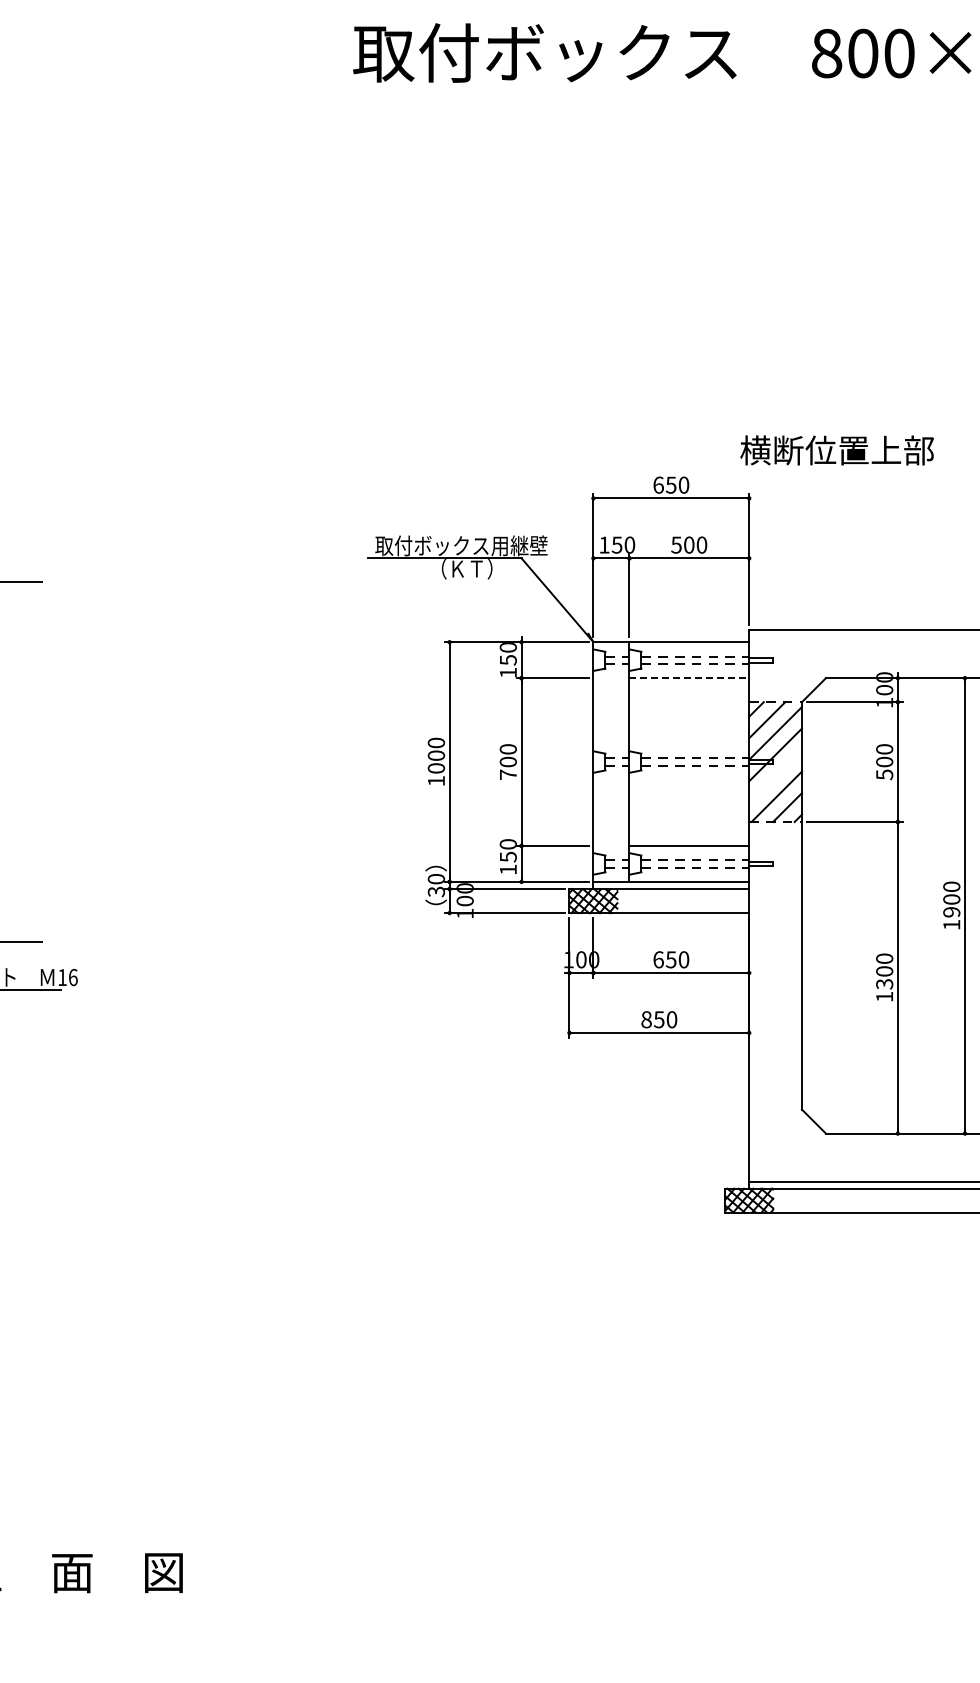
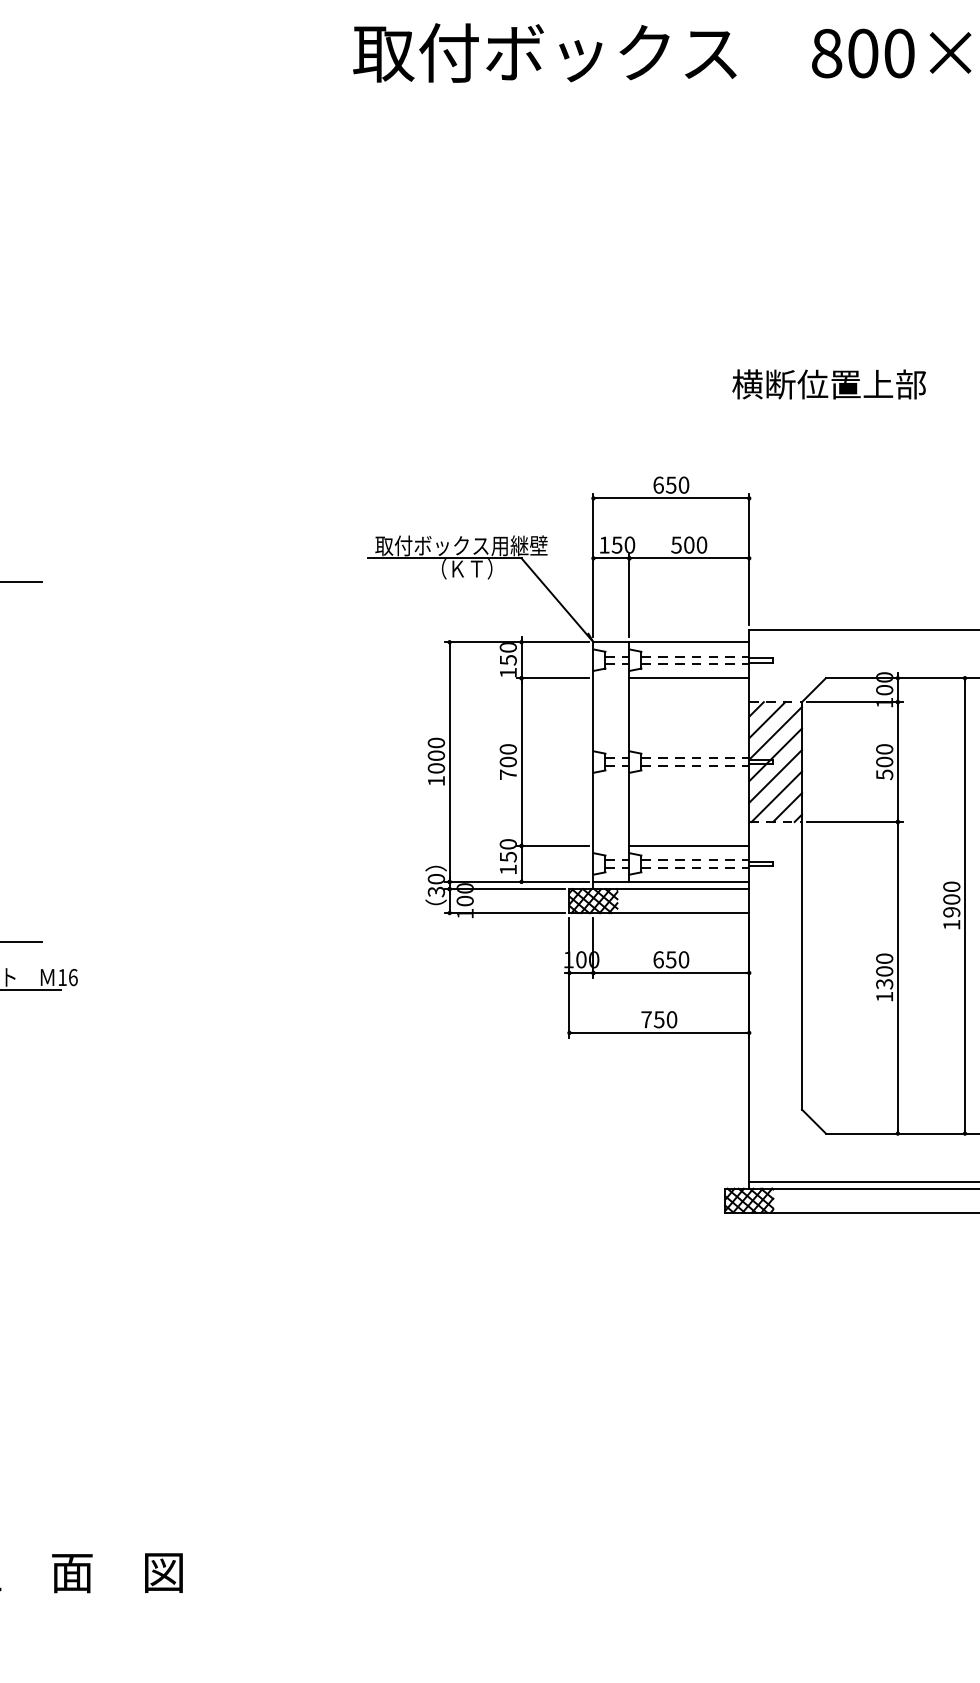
text position: (836, 450) -> (828, 384) (828, 384)
line: dashed -> solid (689, 678)
line: none -> present (775, 776)
text: 850 -> 750 (646, 1019)
